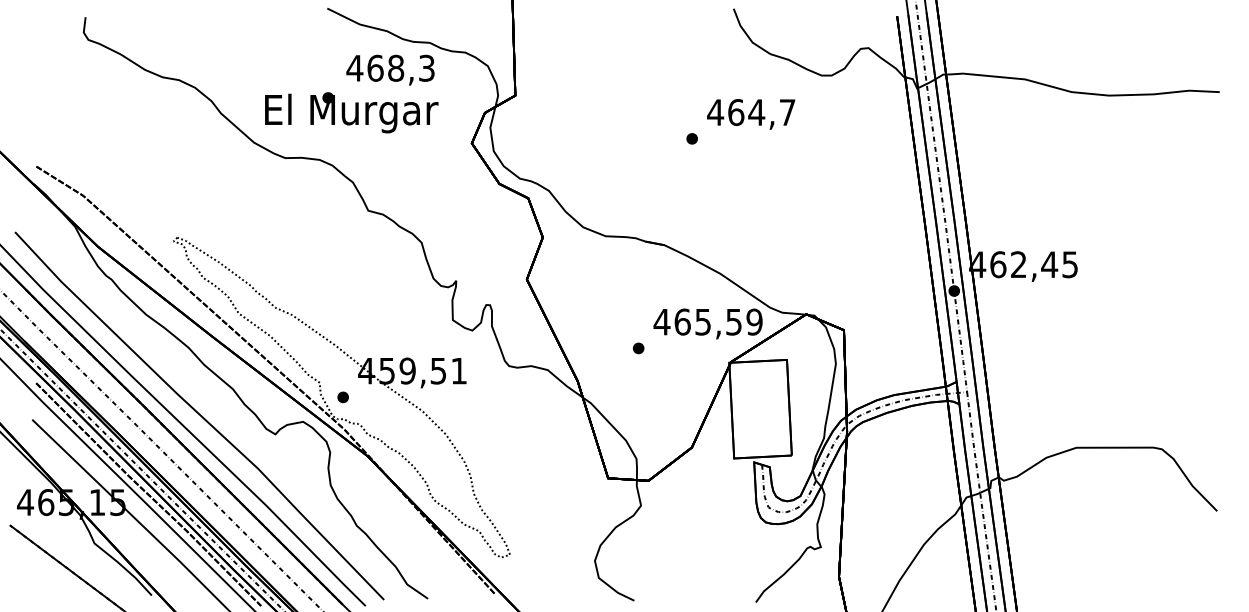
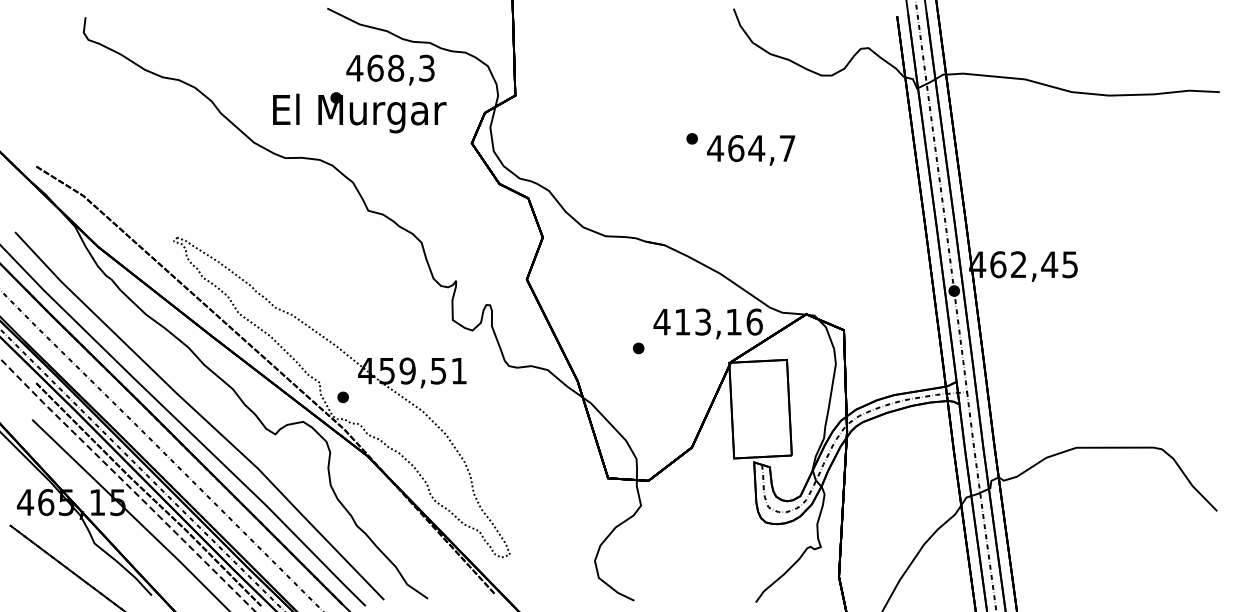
text position: (351, 112) -> (359, 112) (359, 112)
text position: (751, 114) -> (751, 150) (751, 150)
text: 465,59 -> 413,16 (718, 321)
line: solid -> dashed (128, 485)
